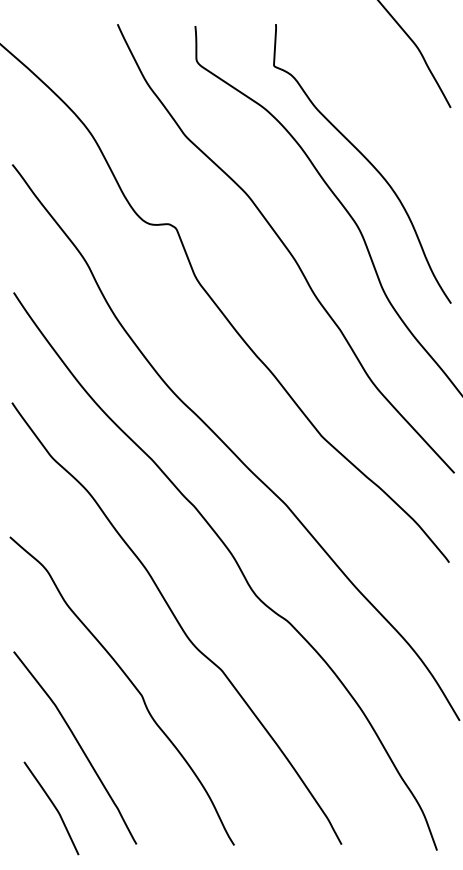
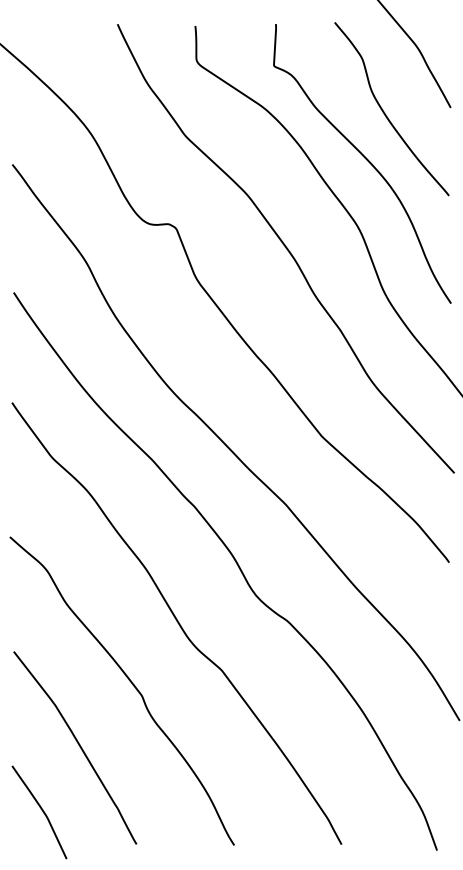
curve: none -> present (386, 114)
curve position: (53, 806) -> (41, 810) (41, 810)
